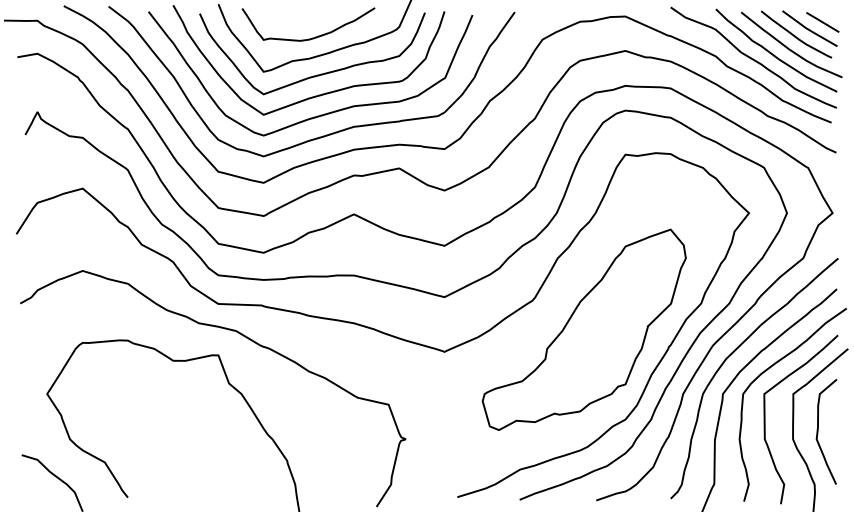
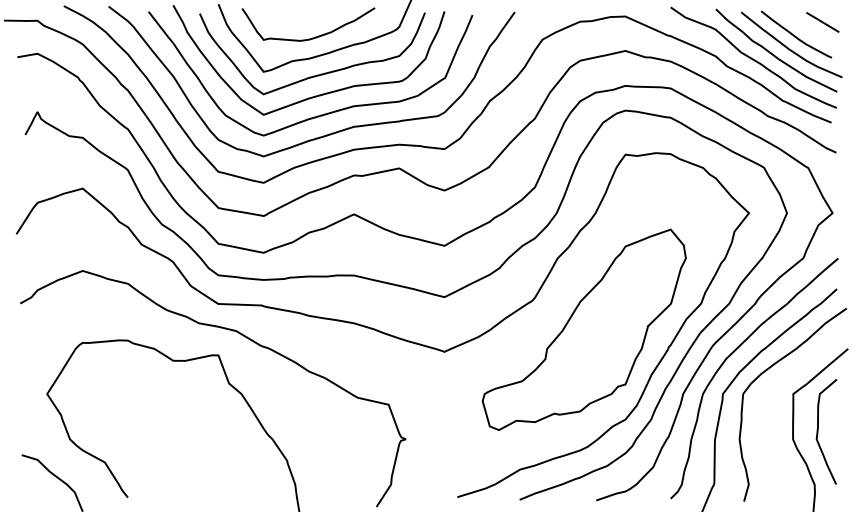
curve: present -> none (808, 28)
curve: present -> none (765, 419)
